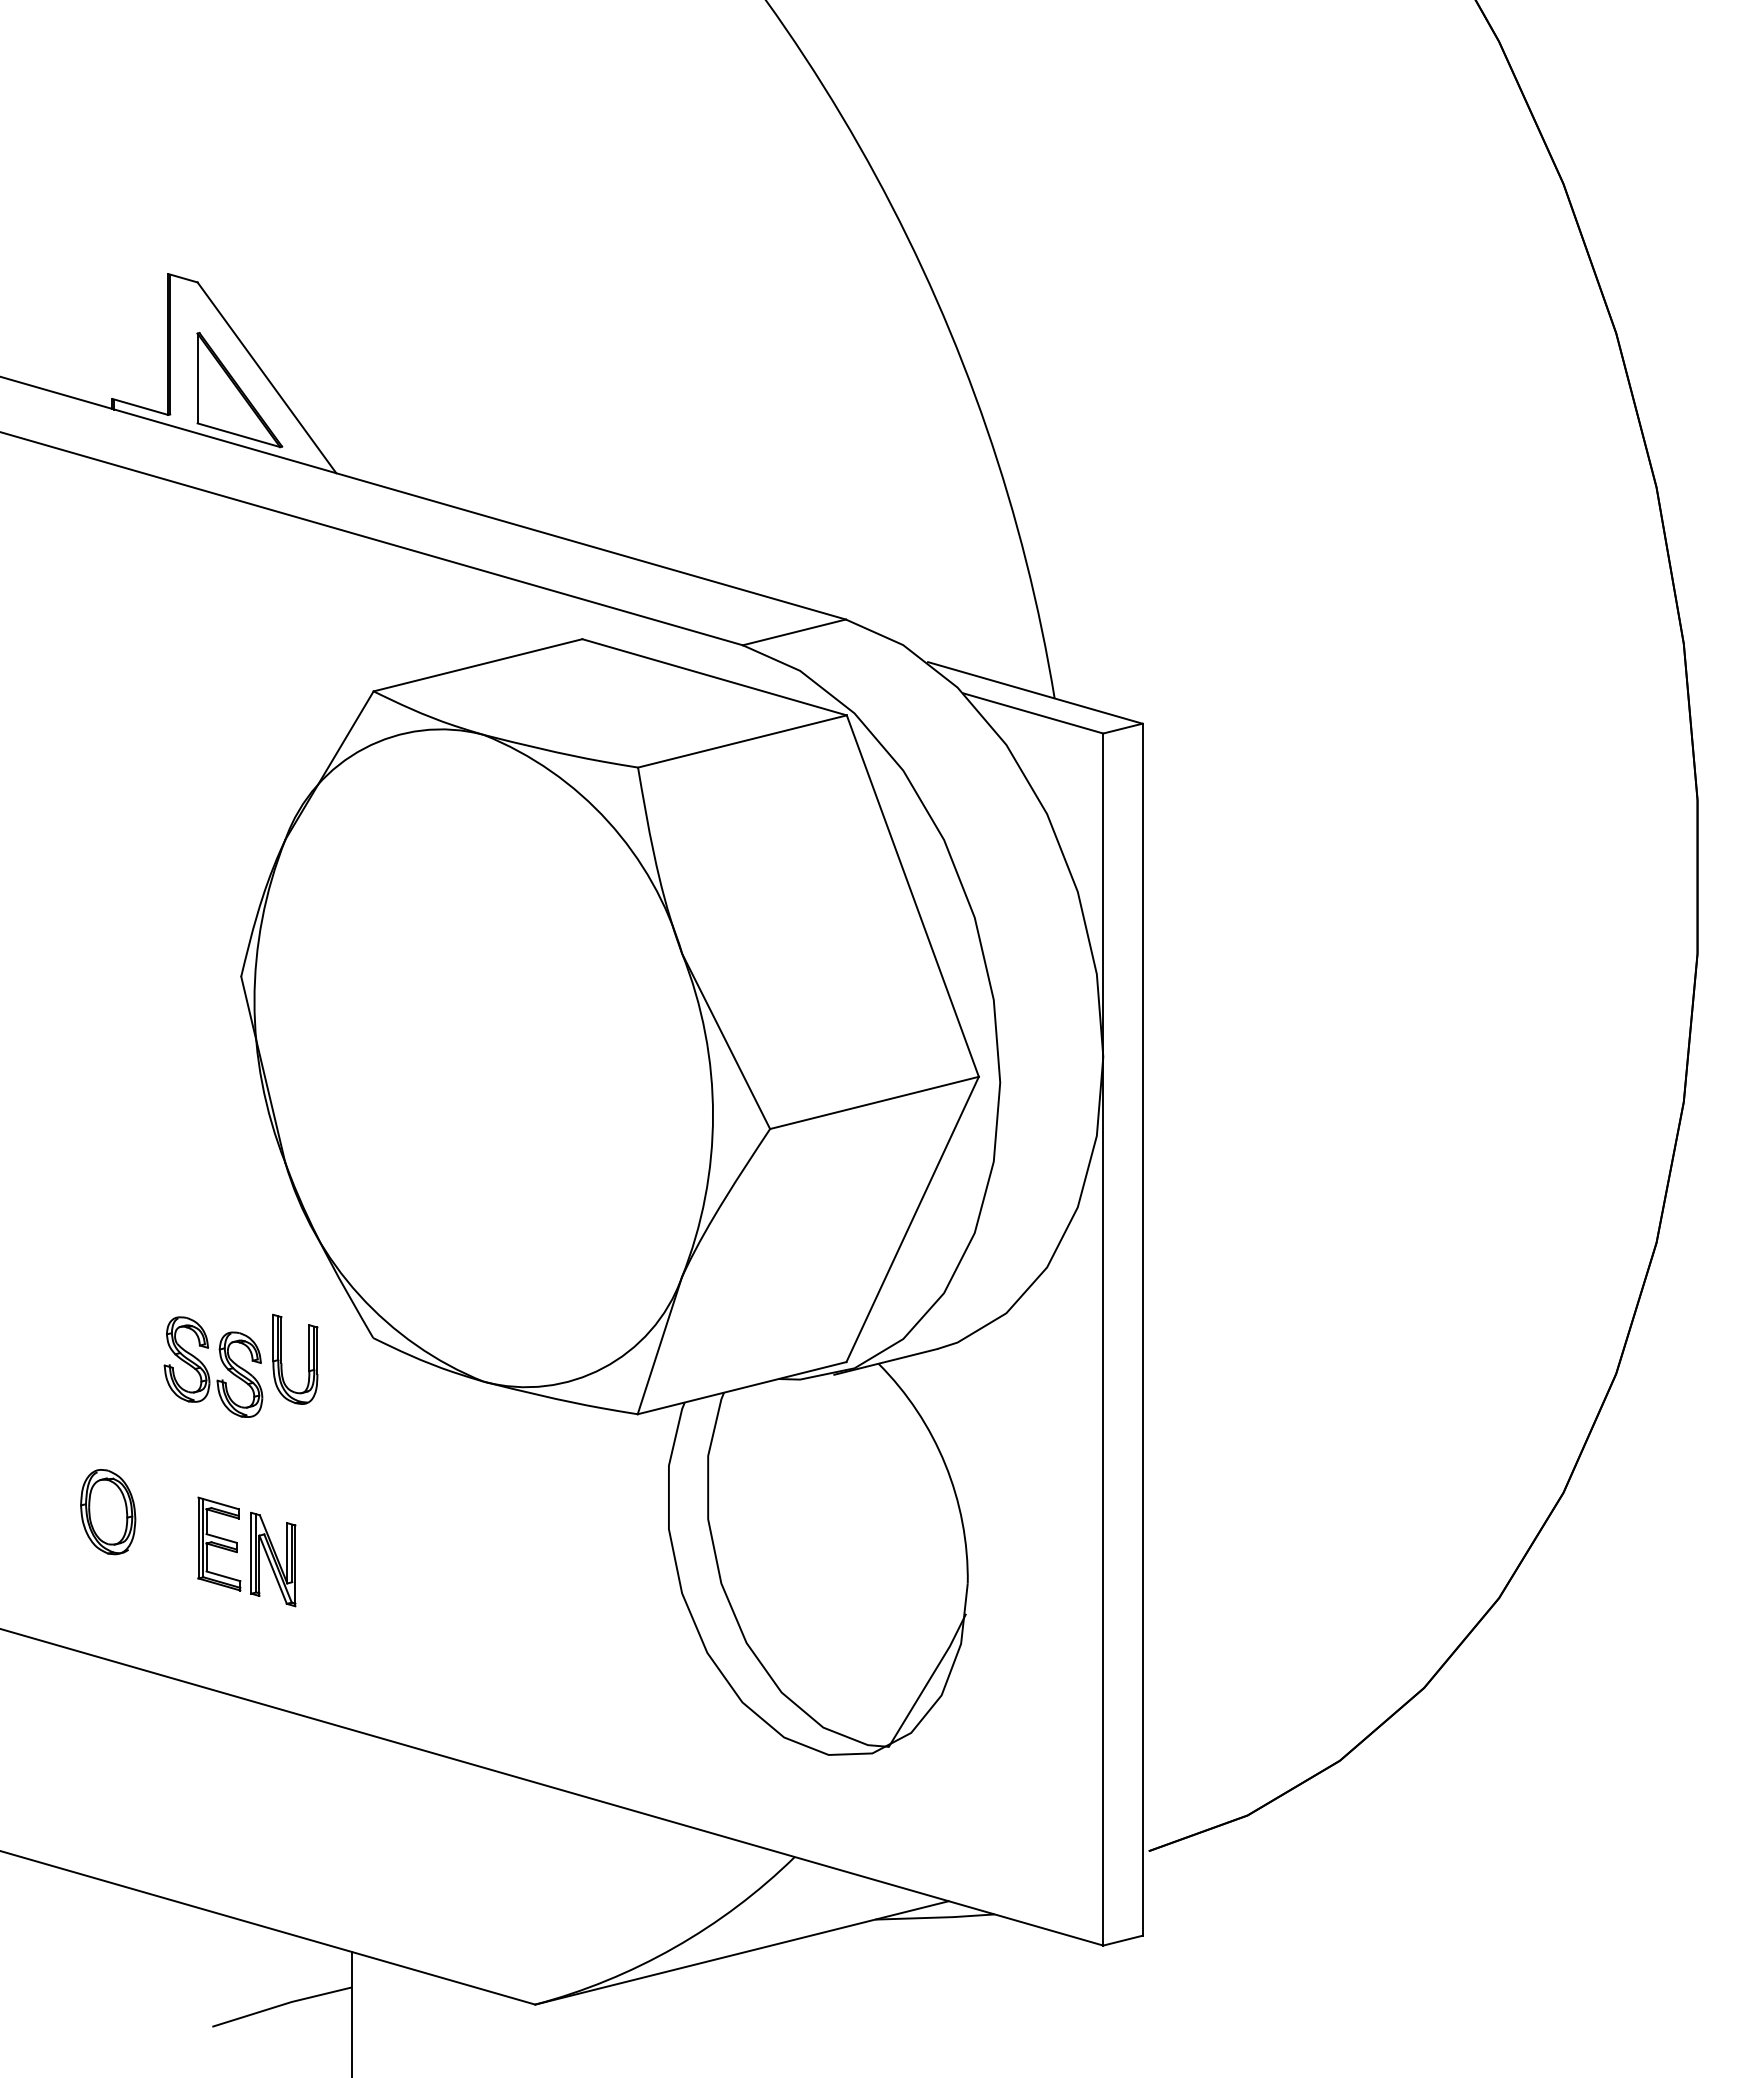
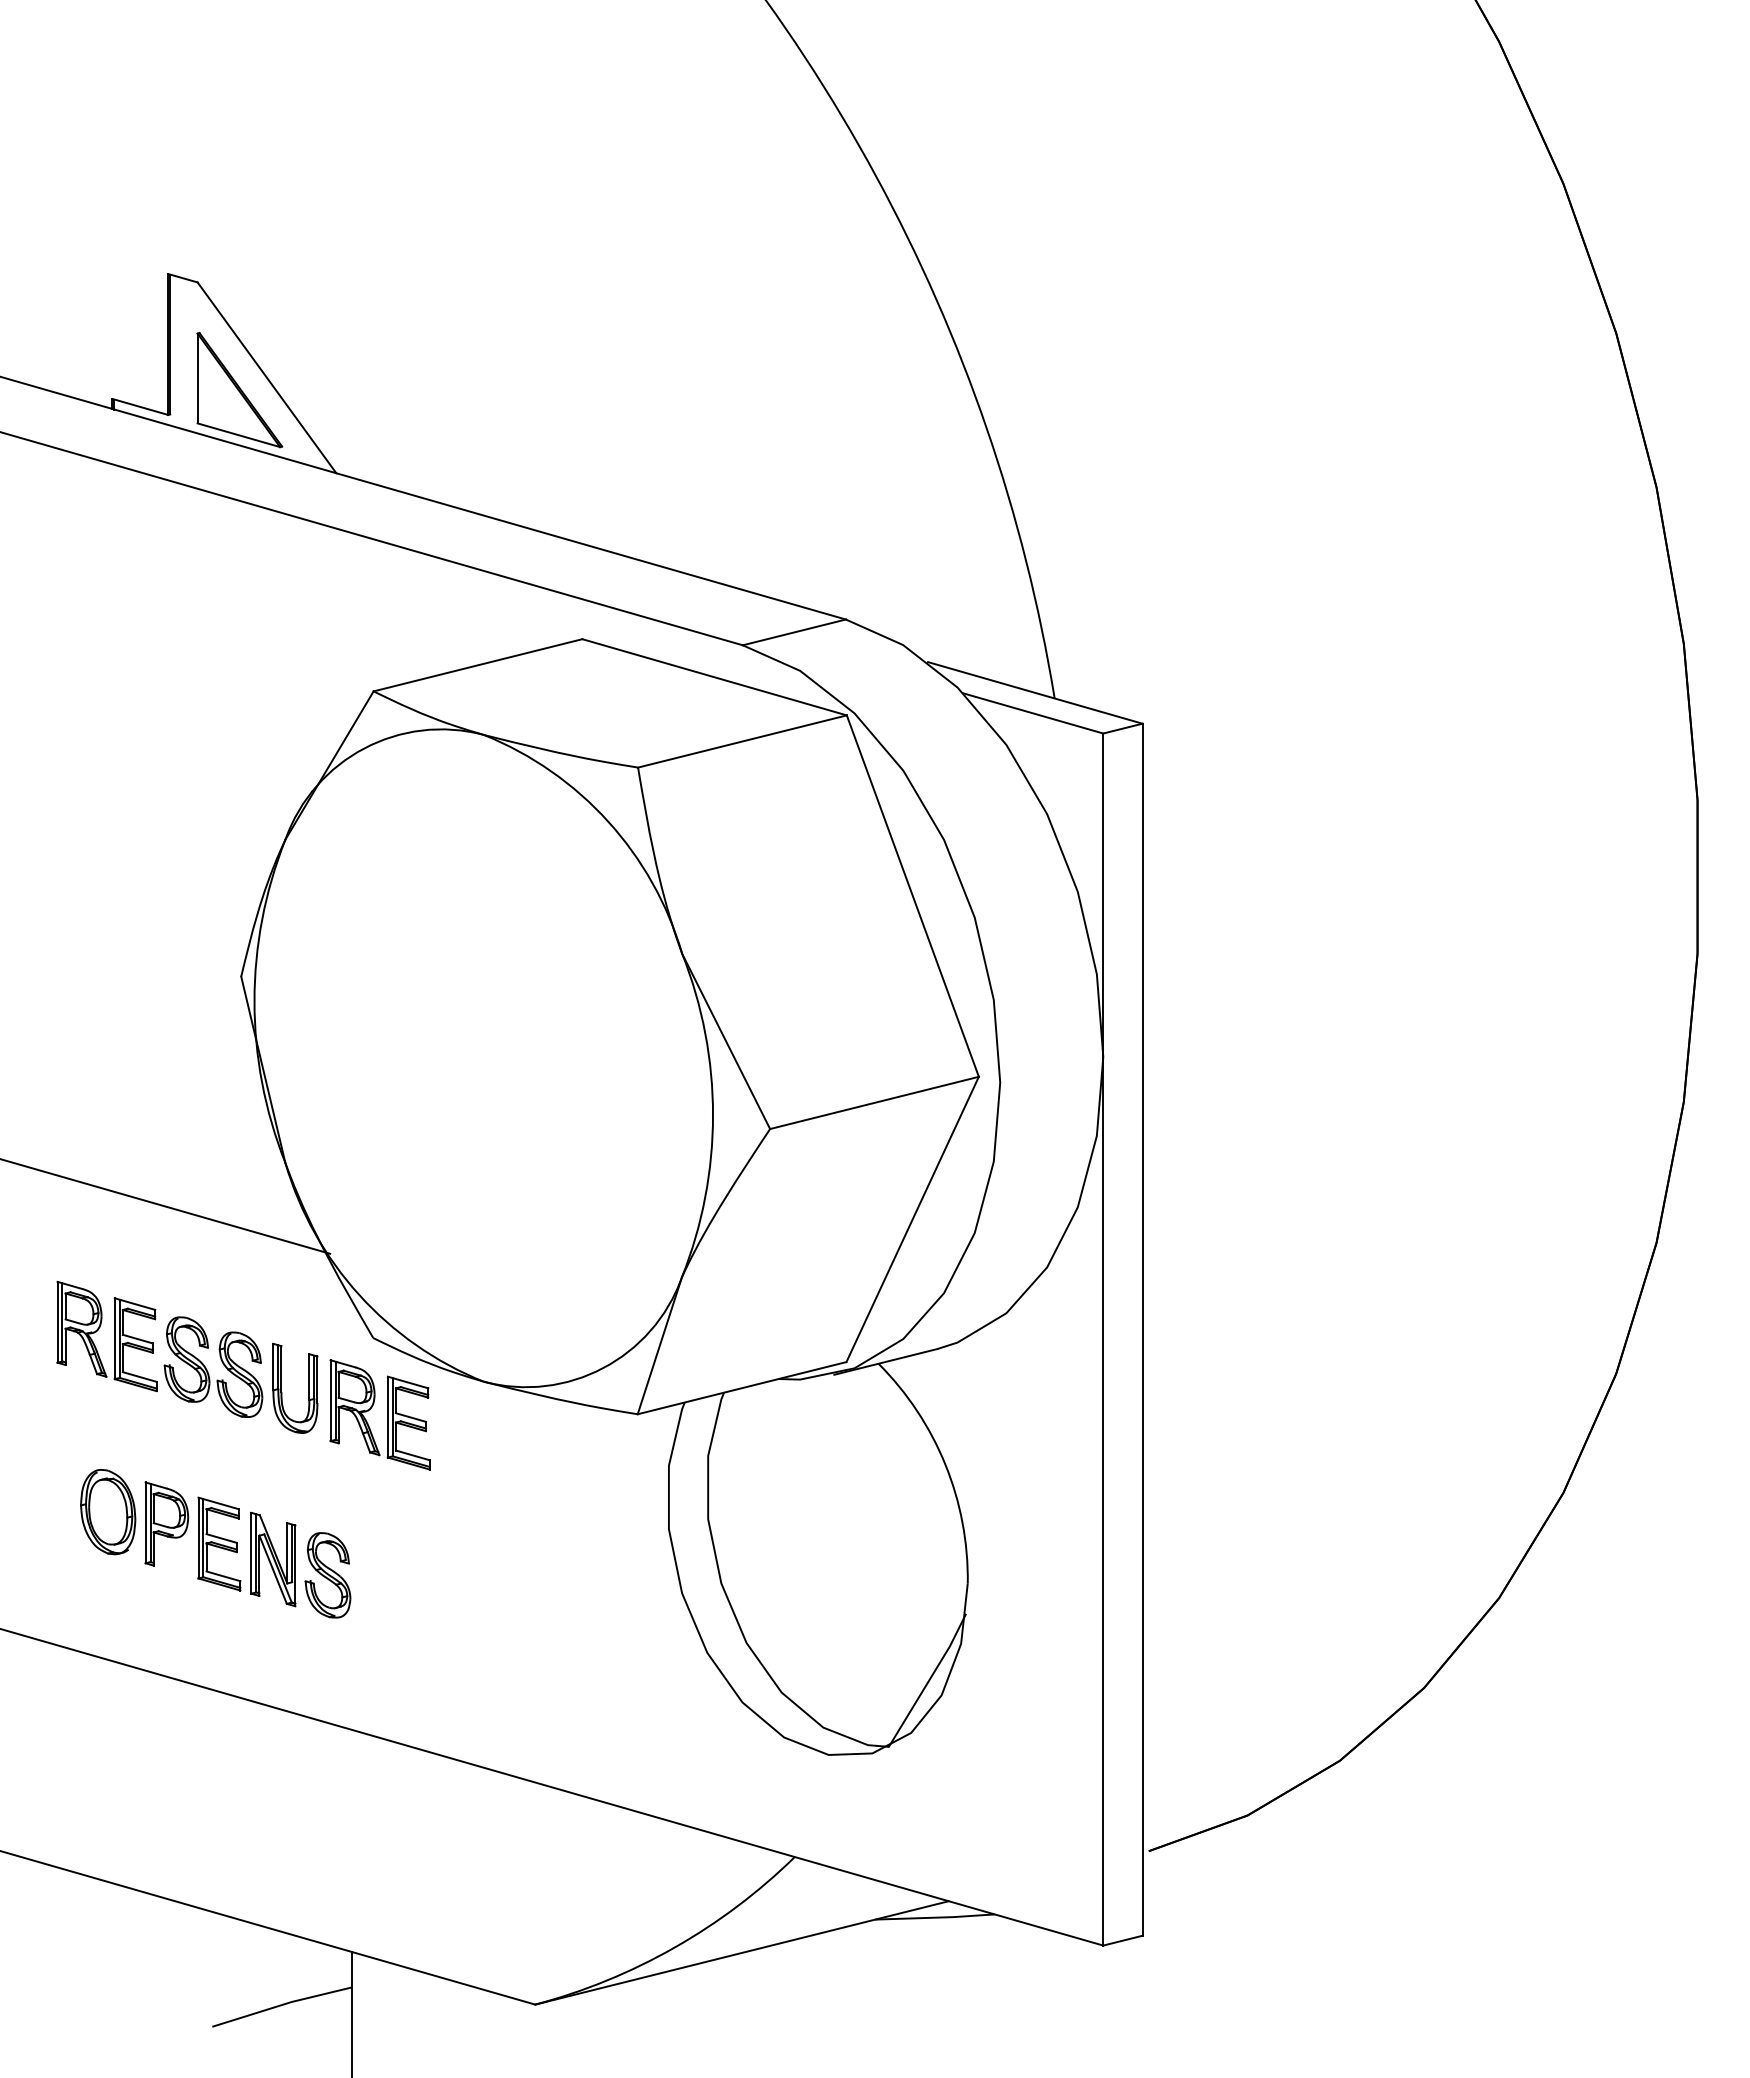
line: none -> present (166, 1206)
part: none -> present (114, 1336)
part position: (308, 1358) -> (308, 1387) (308, 1387)
part: none -> present (387, 1414)
part: none -> present (166, 1523)
part: none -> present (327, 1575)
